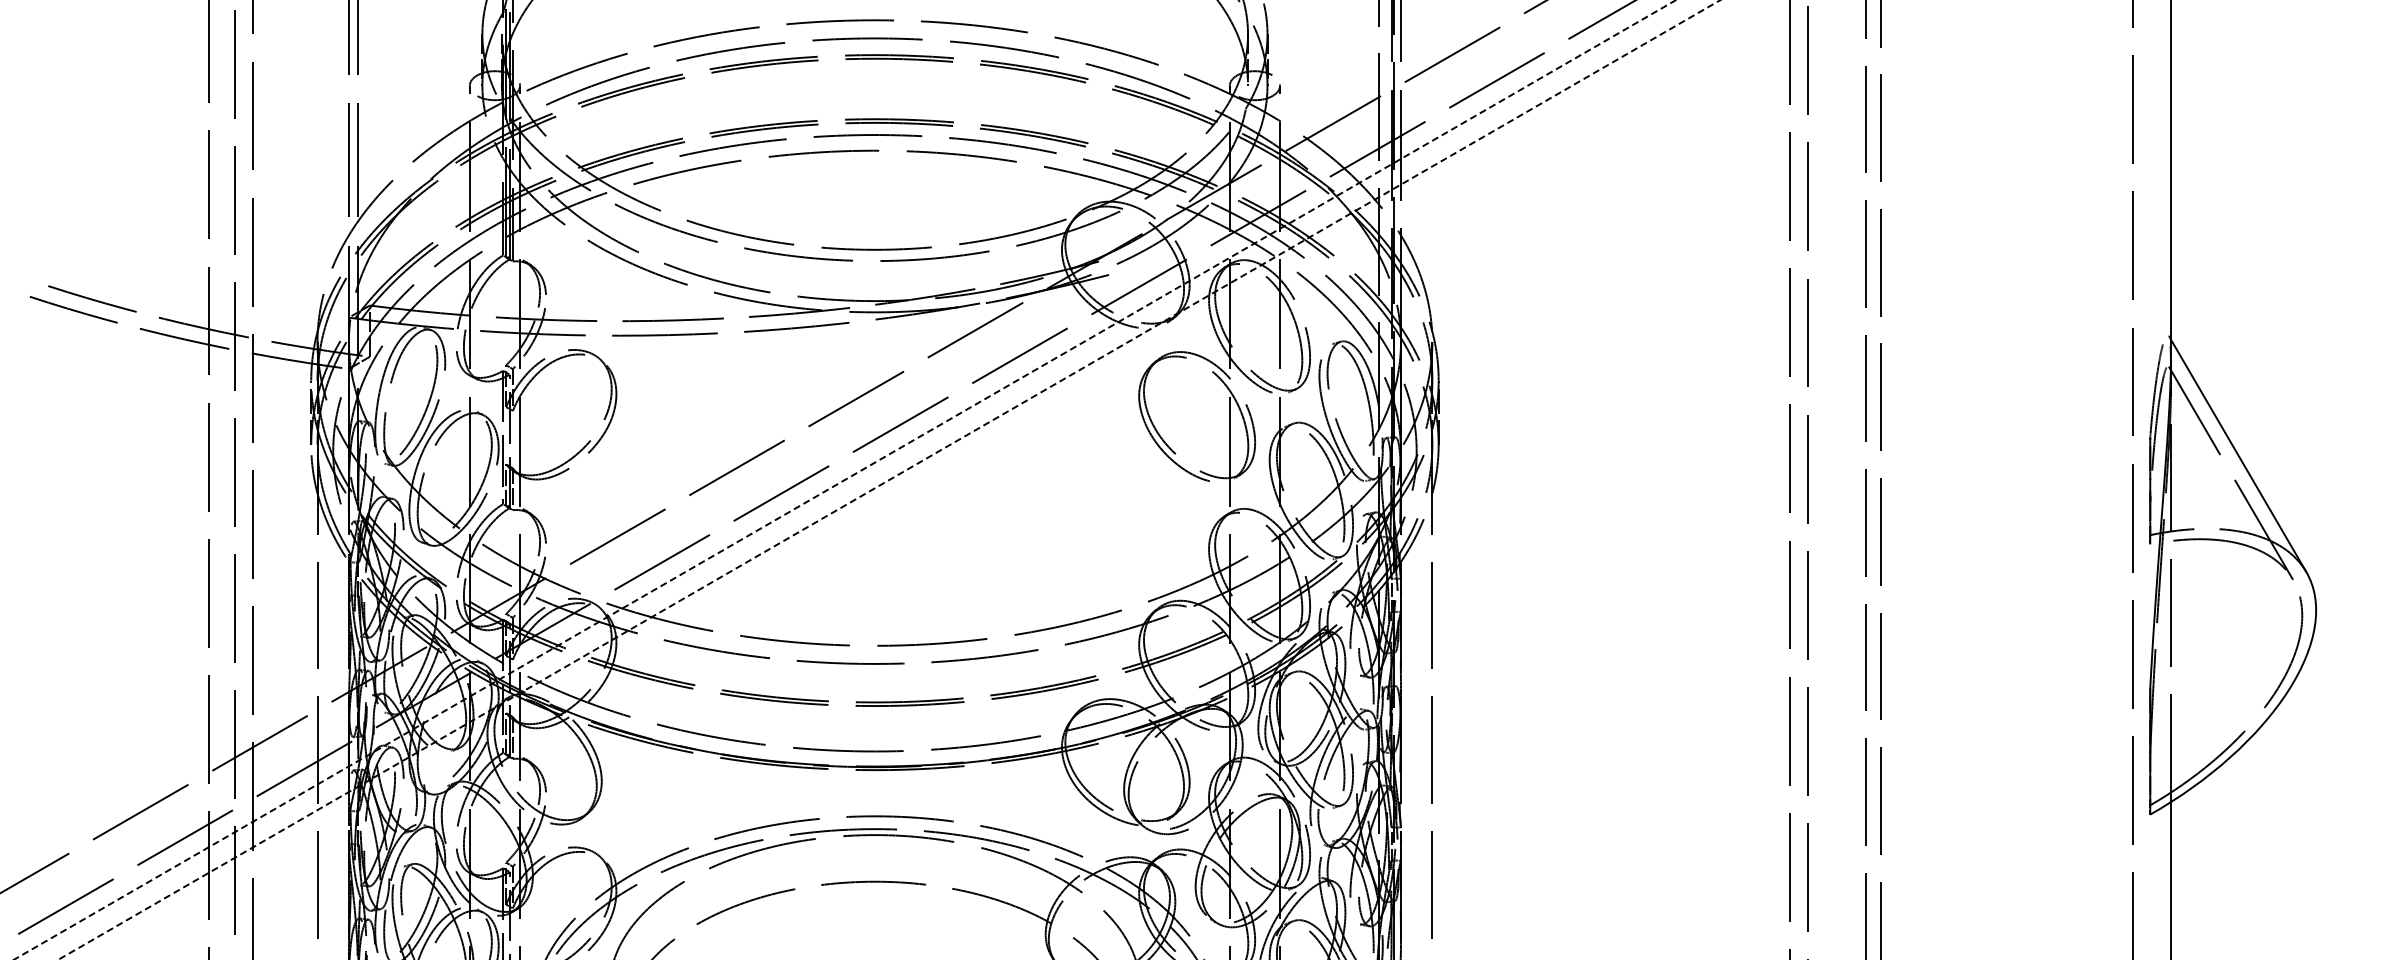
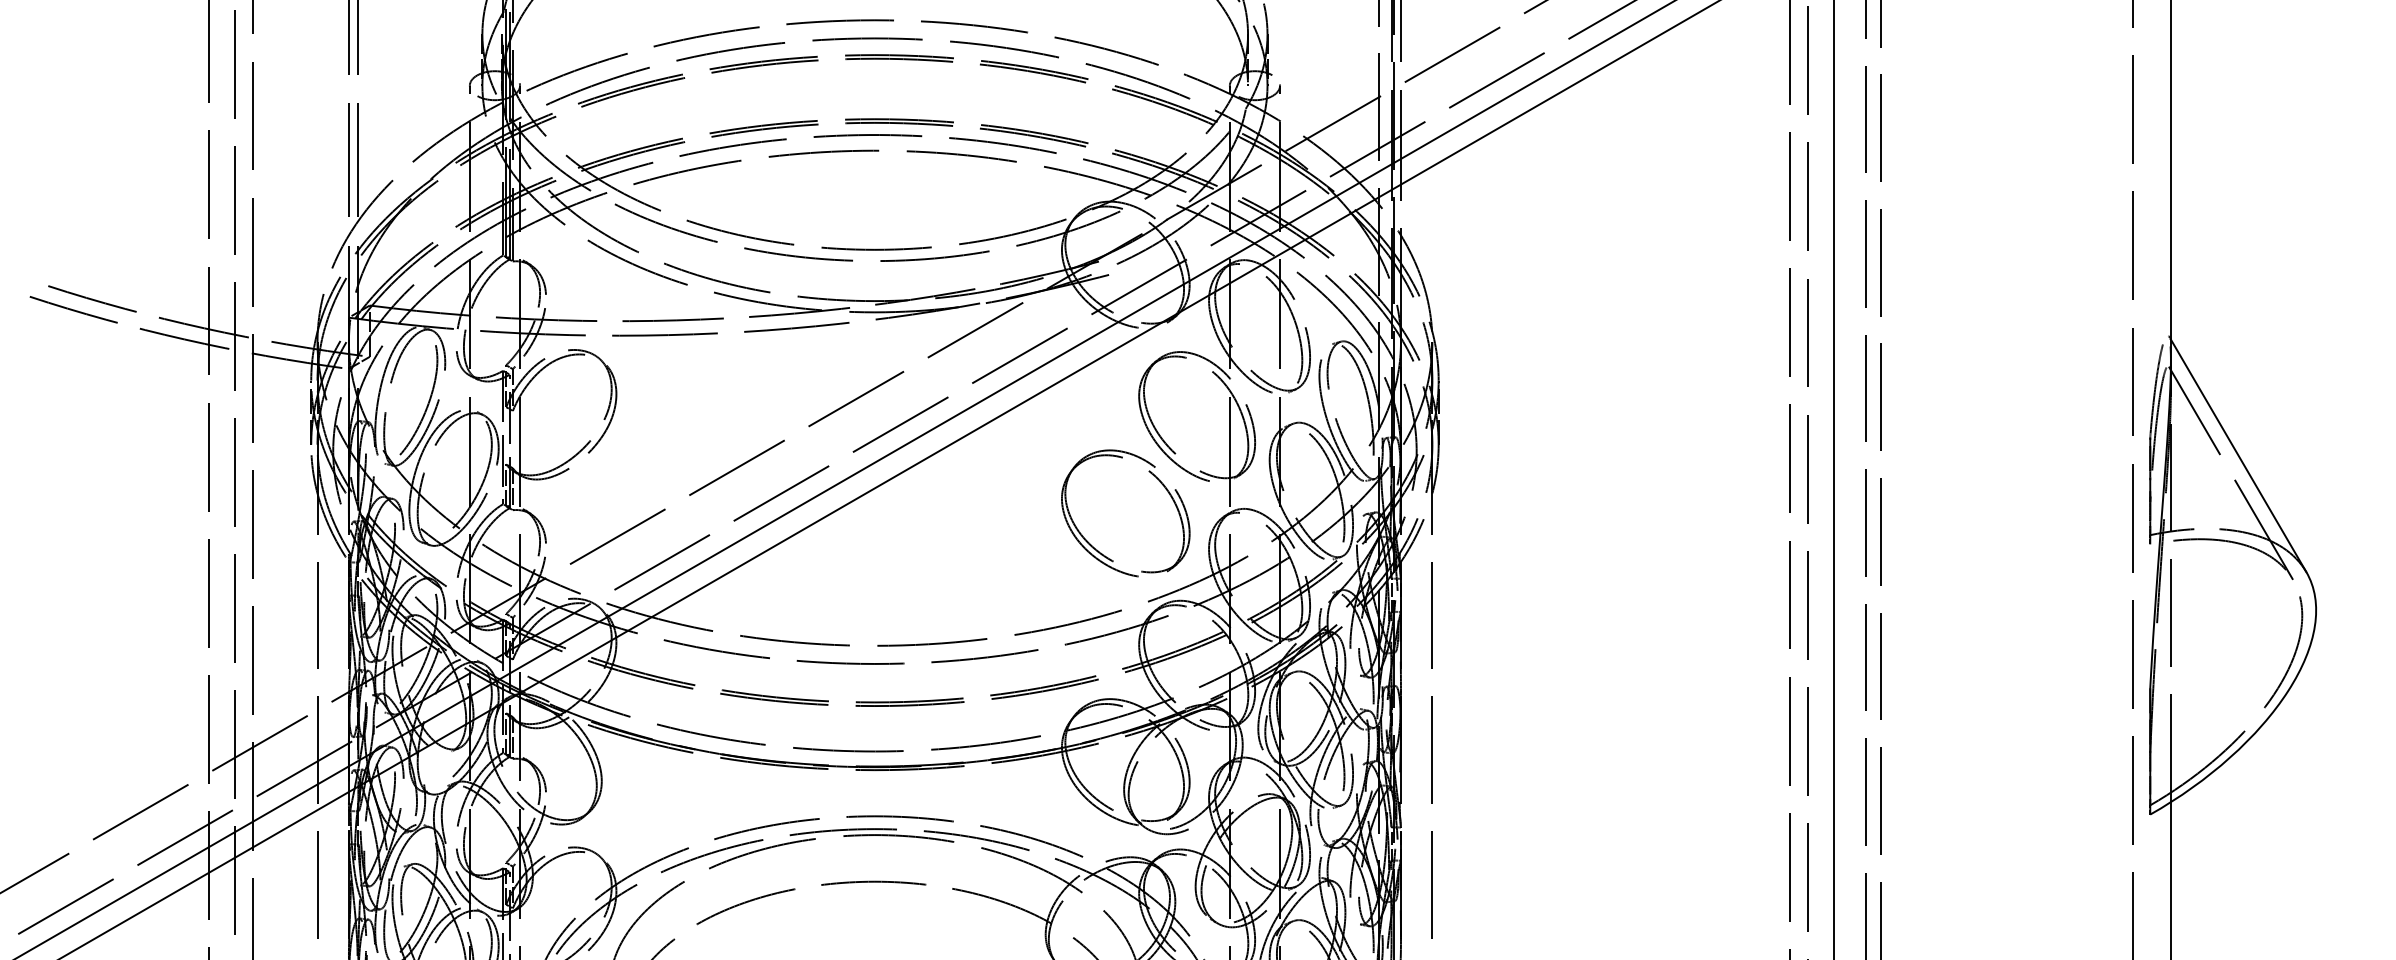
line: dashed -> solid (889, 479)
line: none -> present (1834, 479)
line: dashed -> solid (844, 480)
part: none -> present (1097, 549)
